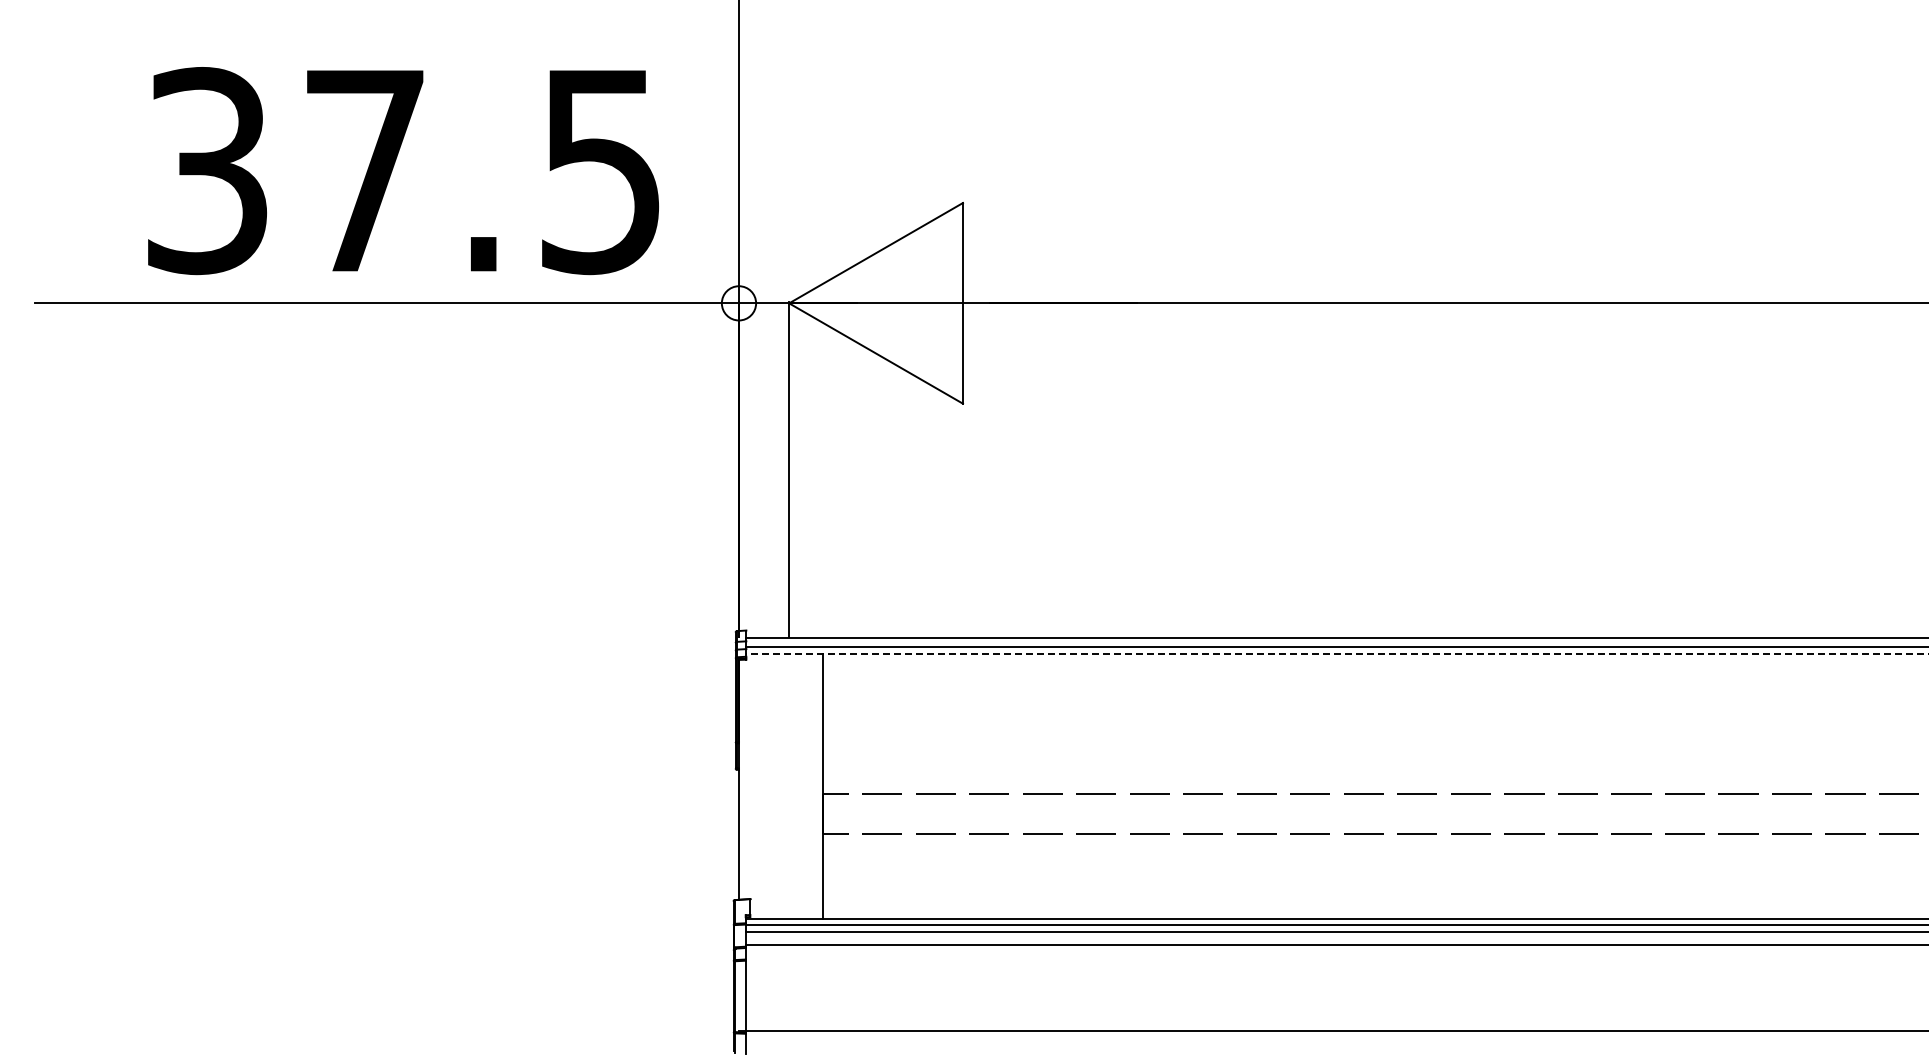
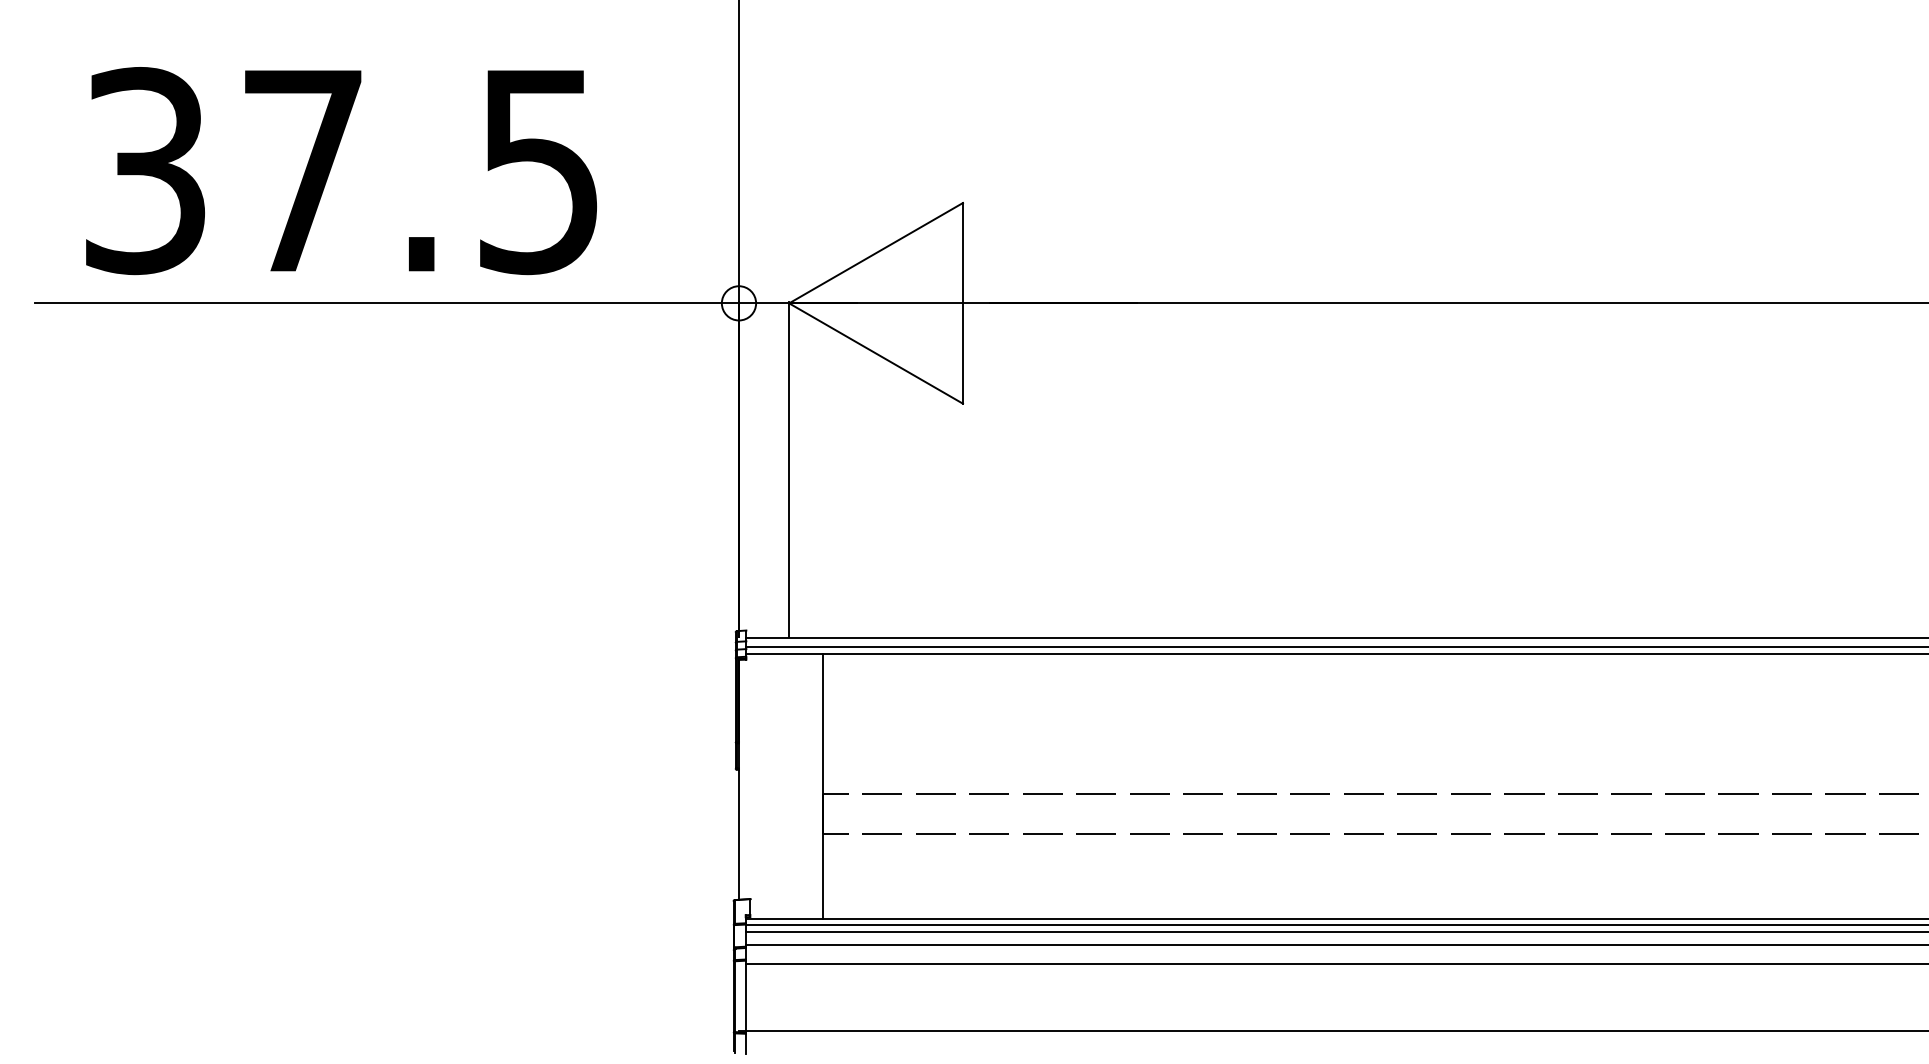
text position: (403, 171) -> (341, 171) (341, 171)
line: dashed -> solid (1337, 654)
line: none -> present (1335, 964)
